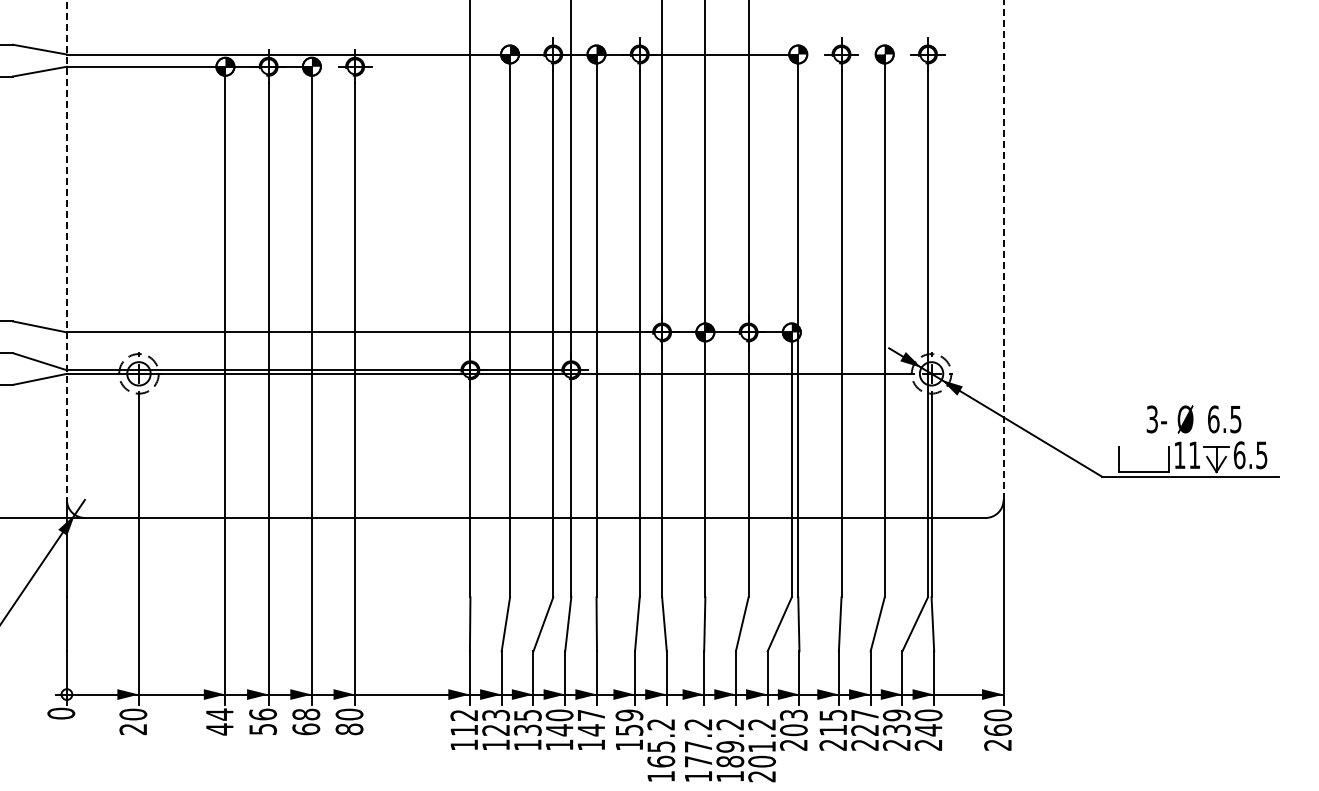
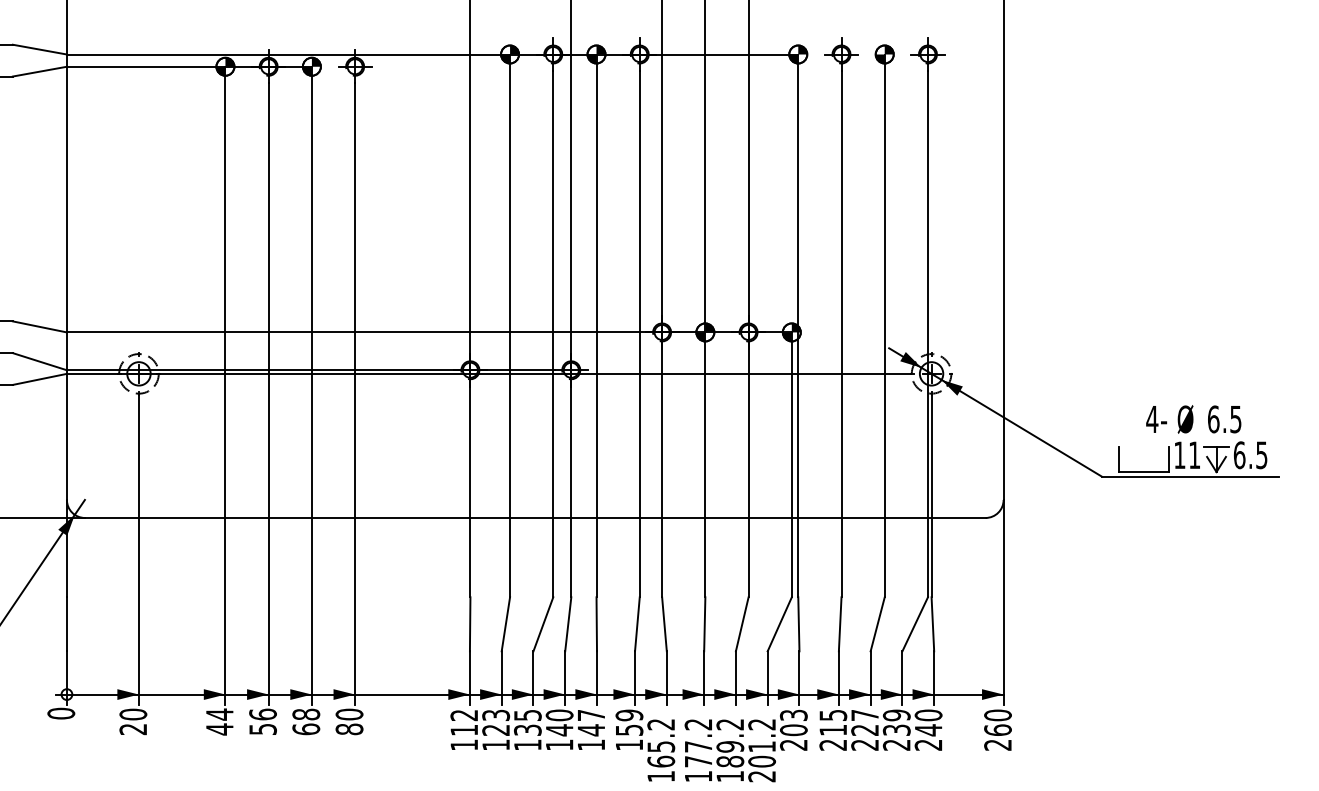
line: dashed -> solid (66, 250)
line: dashed -> solid (1003, 250)
text: 3- -> 4- (1152, 419)
